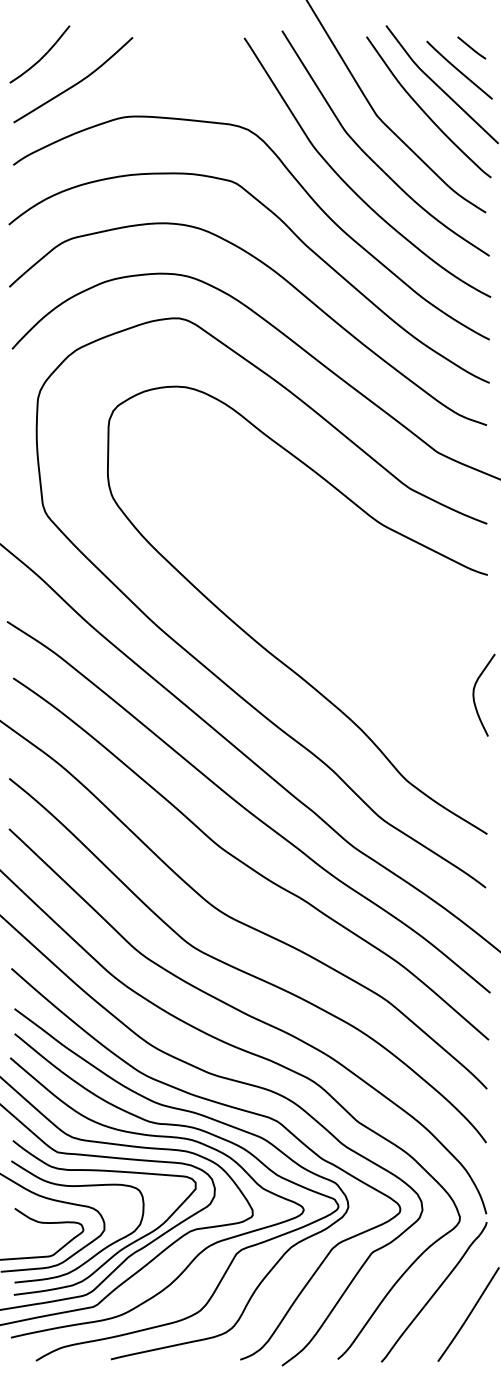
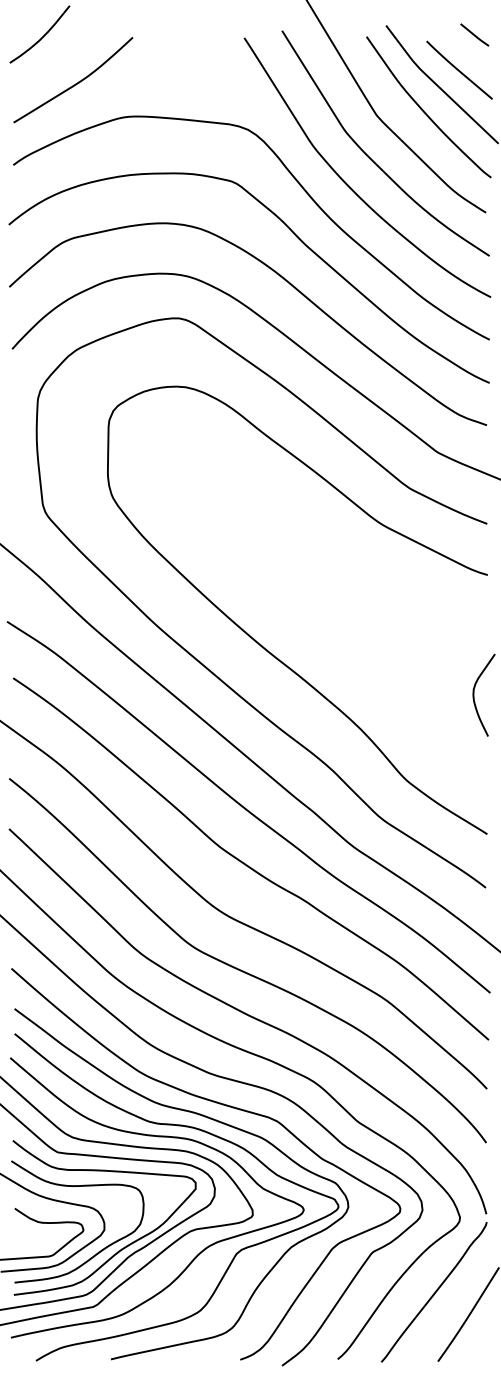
line position: (471, 47) -> (474, 34) (474, 34)
curve position: (42, 56) -> (42, 36) (42, 36)
